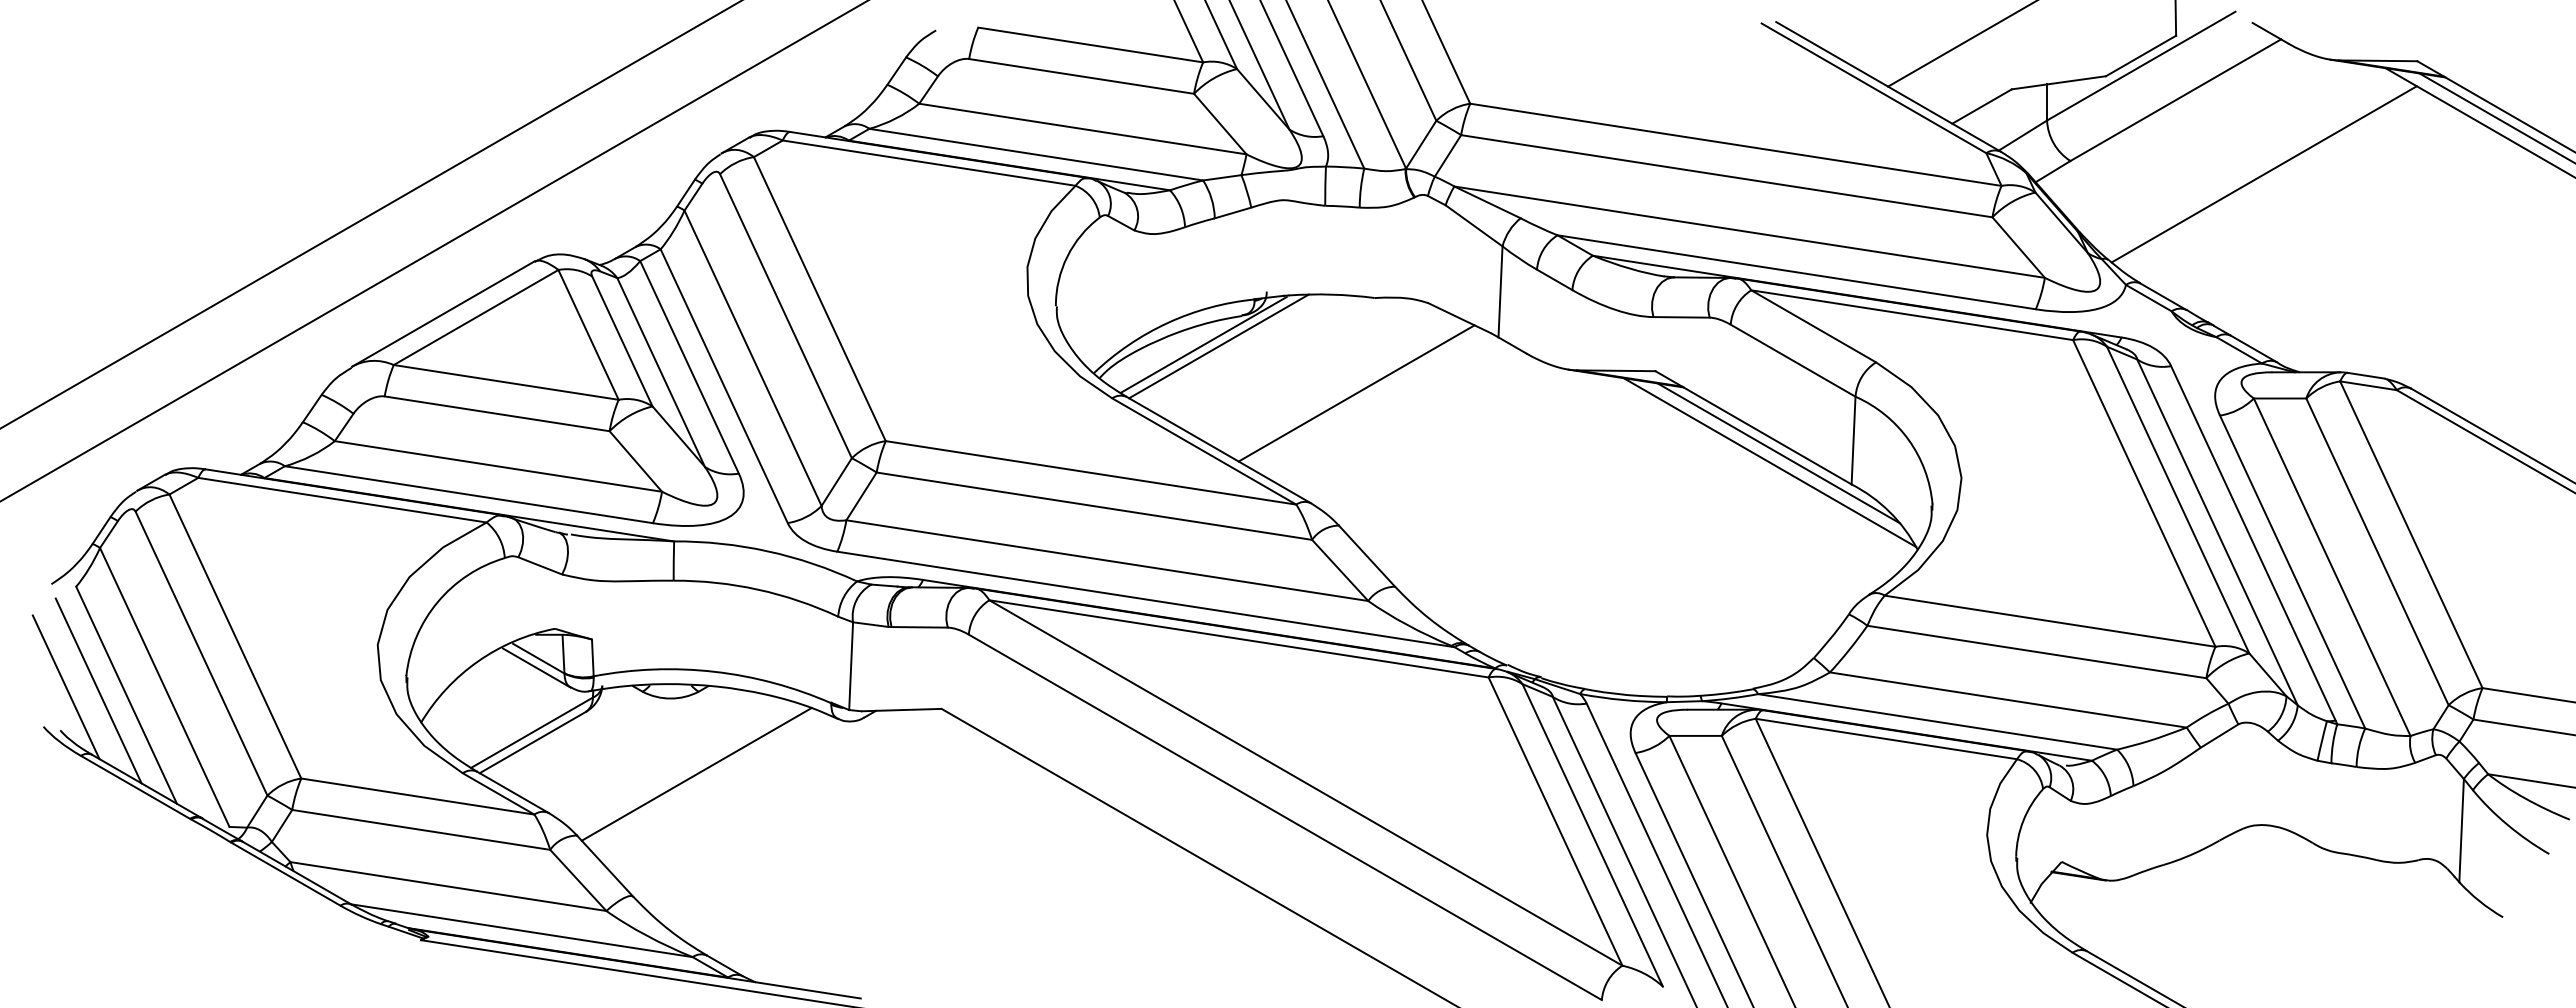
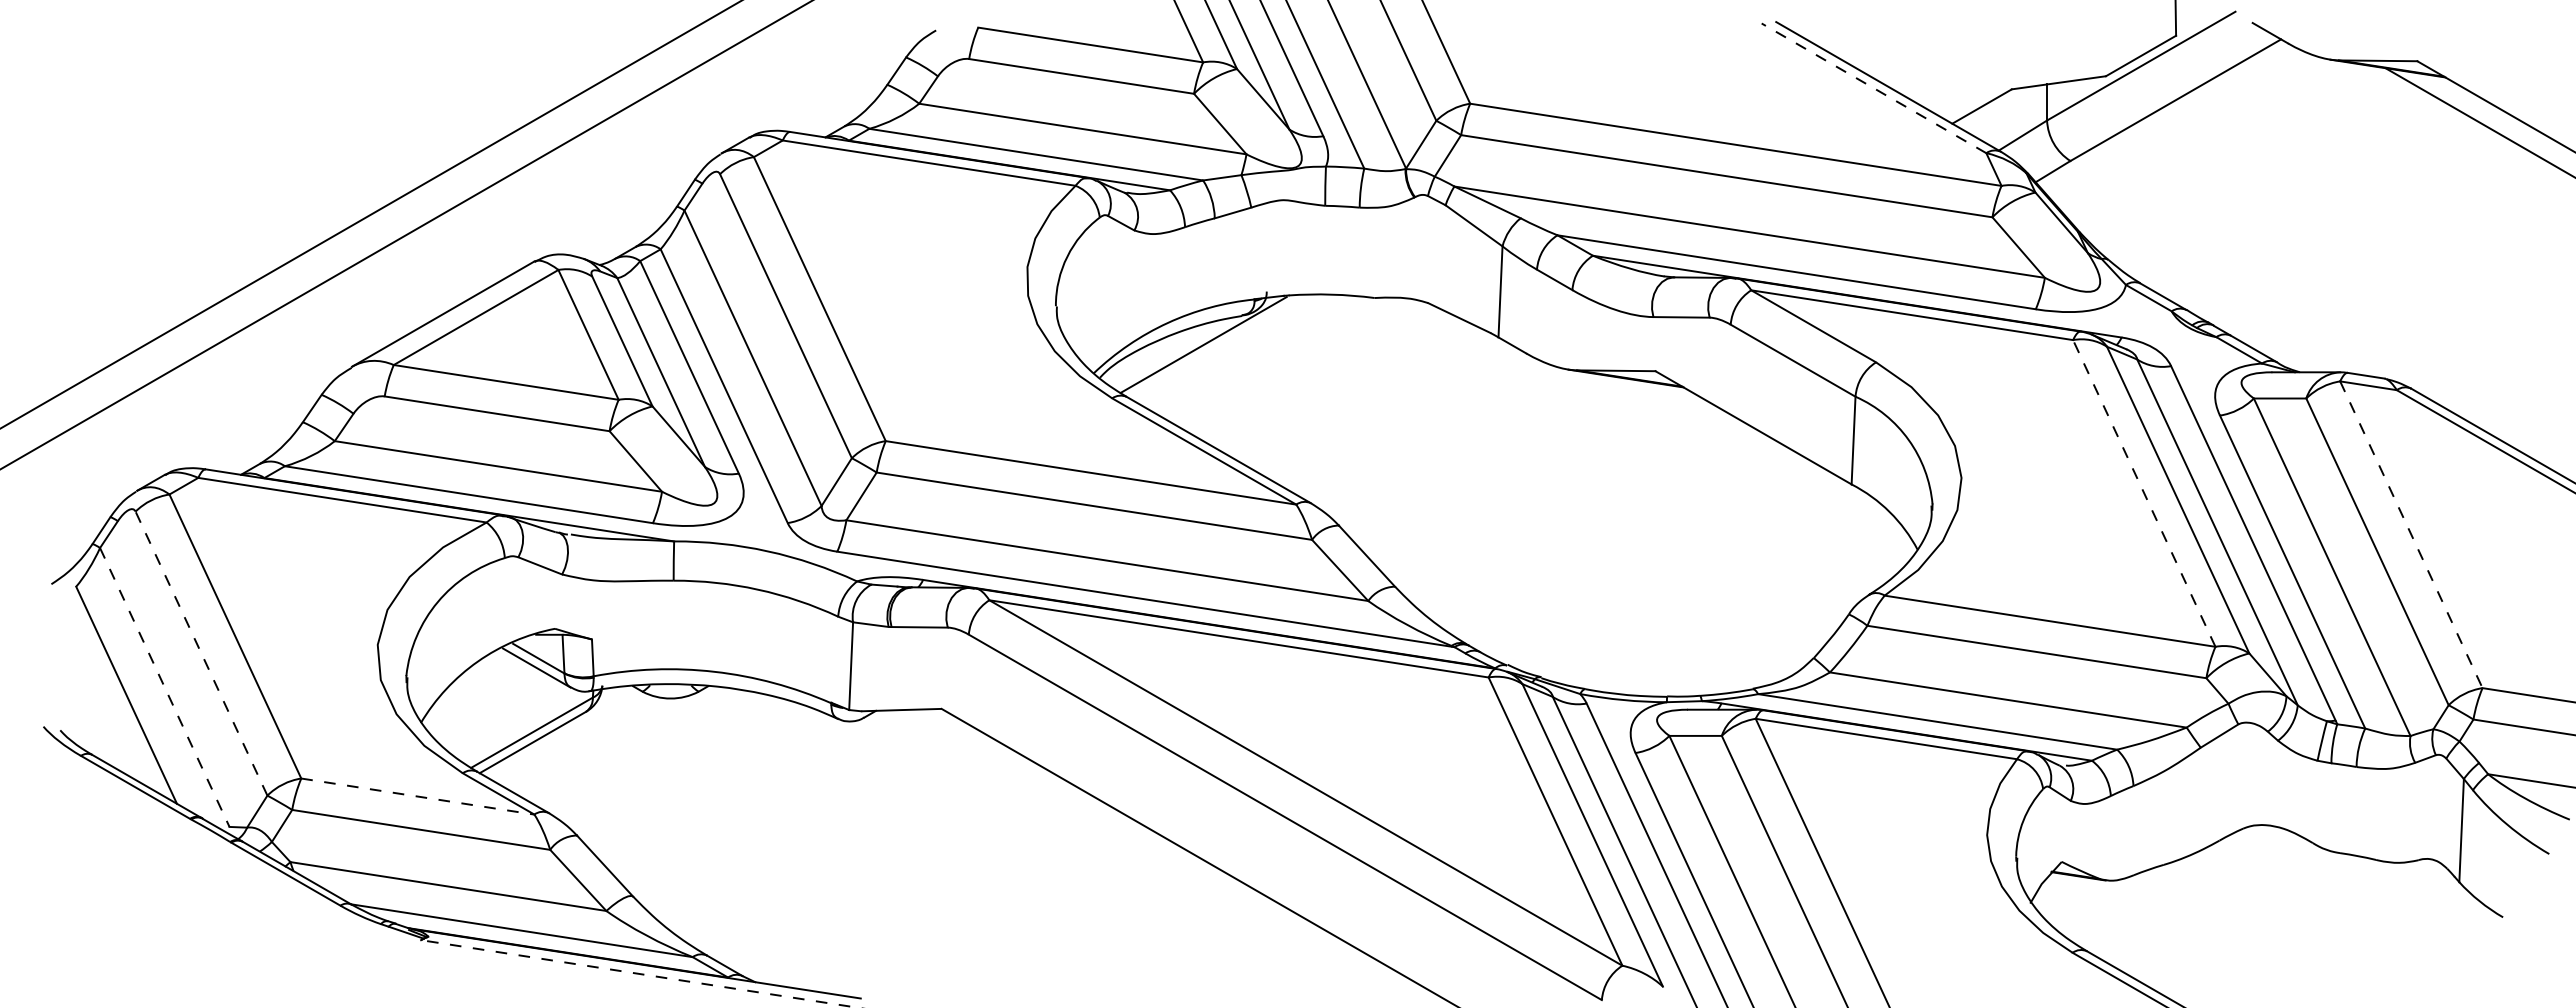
line: present -> none (1960, 44)
line: solid -> dashed (1874, 88)
line: present -> none (2495, 117)
line: present -> none (2263, 174)
line position: (433, 251) -> (406, 235) (406, 235)
line: present -> none (1218, 346)
line: present -> none (1356, 393)
line: present -> none (1778, 453)
line: present -> none (1769, 462)
line: solid -> dashed (2144, 493)
line: solid -> dashed (2411, 535)
line: solid -> dashed (201, 653)
line: present -> none (65, 687)
line: solid -> dashed (164, 687)
line: present -> none (98, 690)
line: present -> none (696, 773)
line: solid -> dashed (417, 796)
line: solid -> dashed (640, 974)
